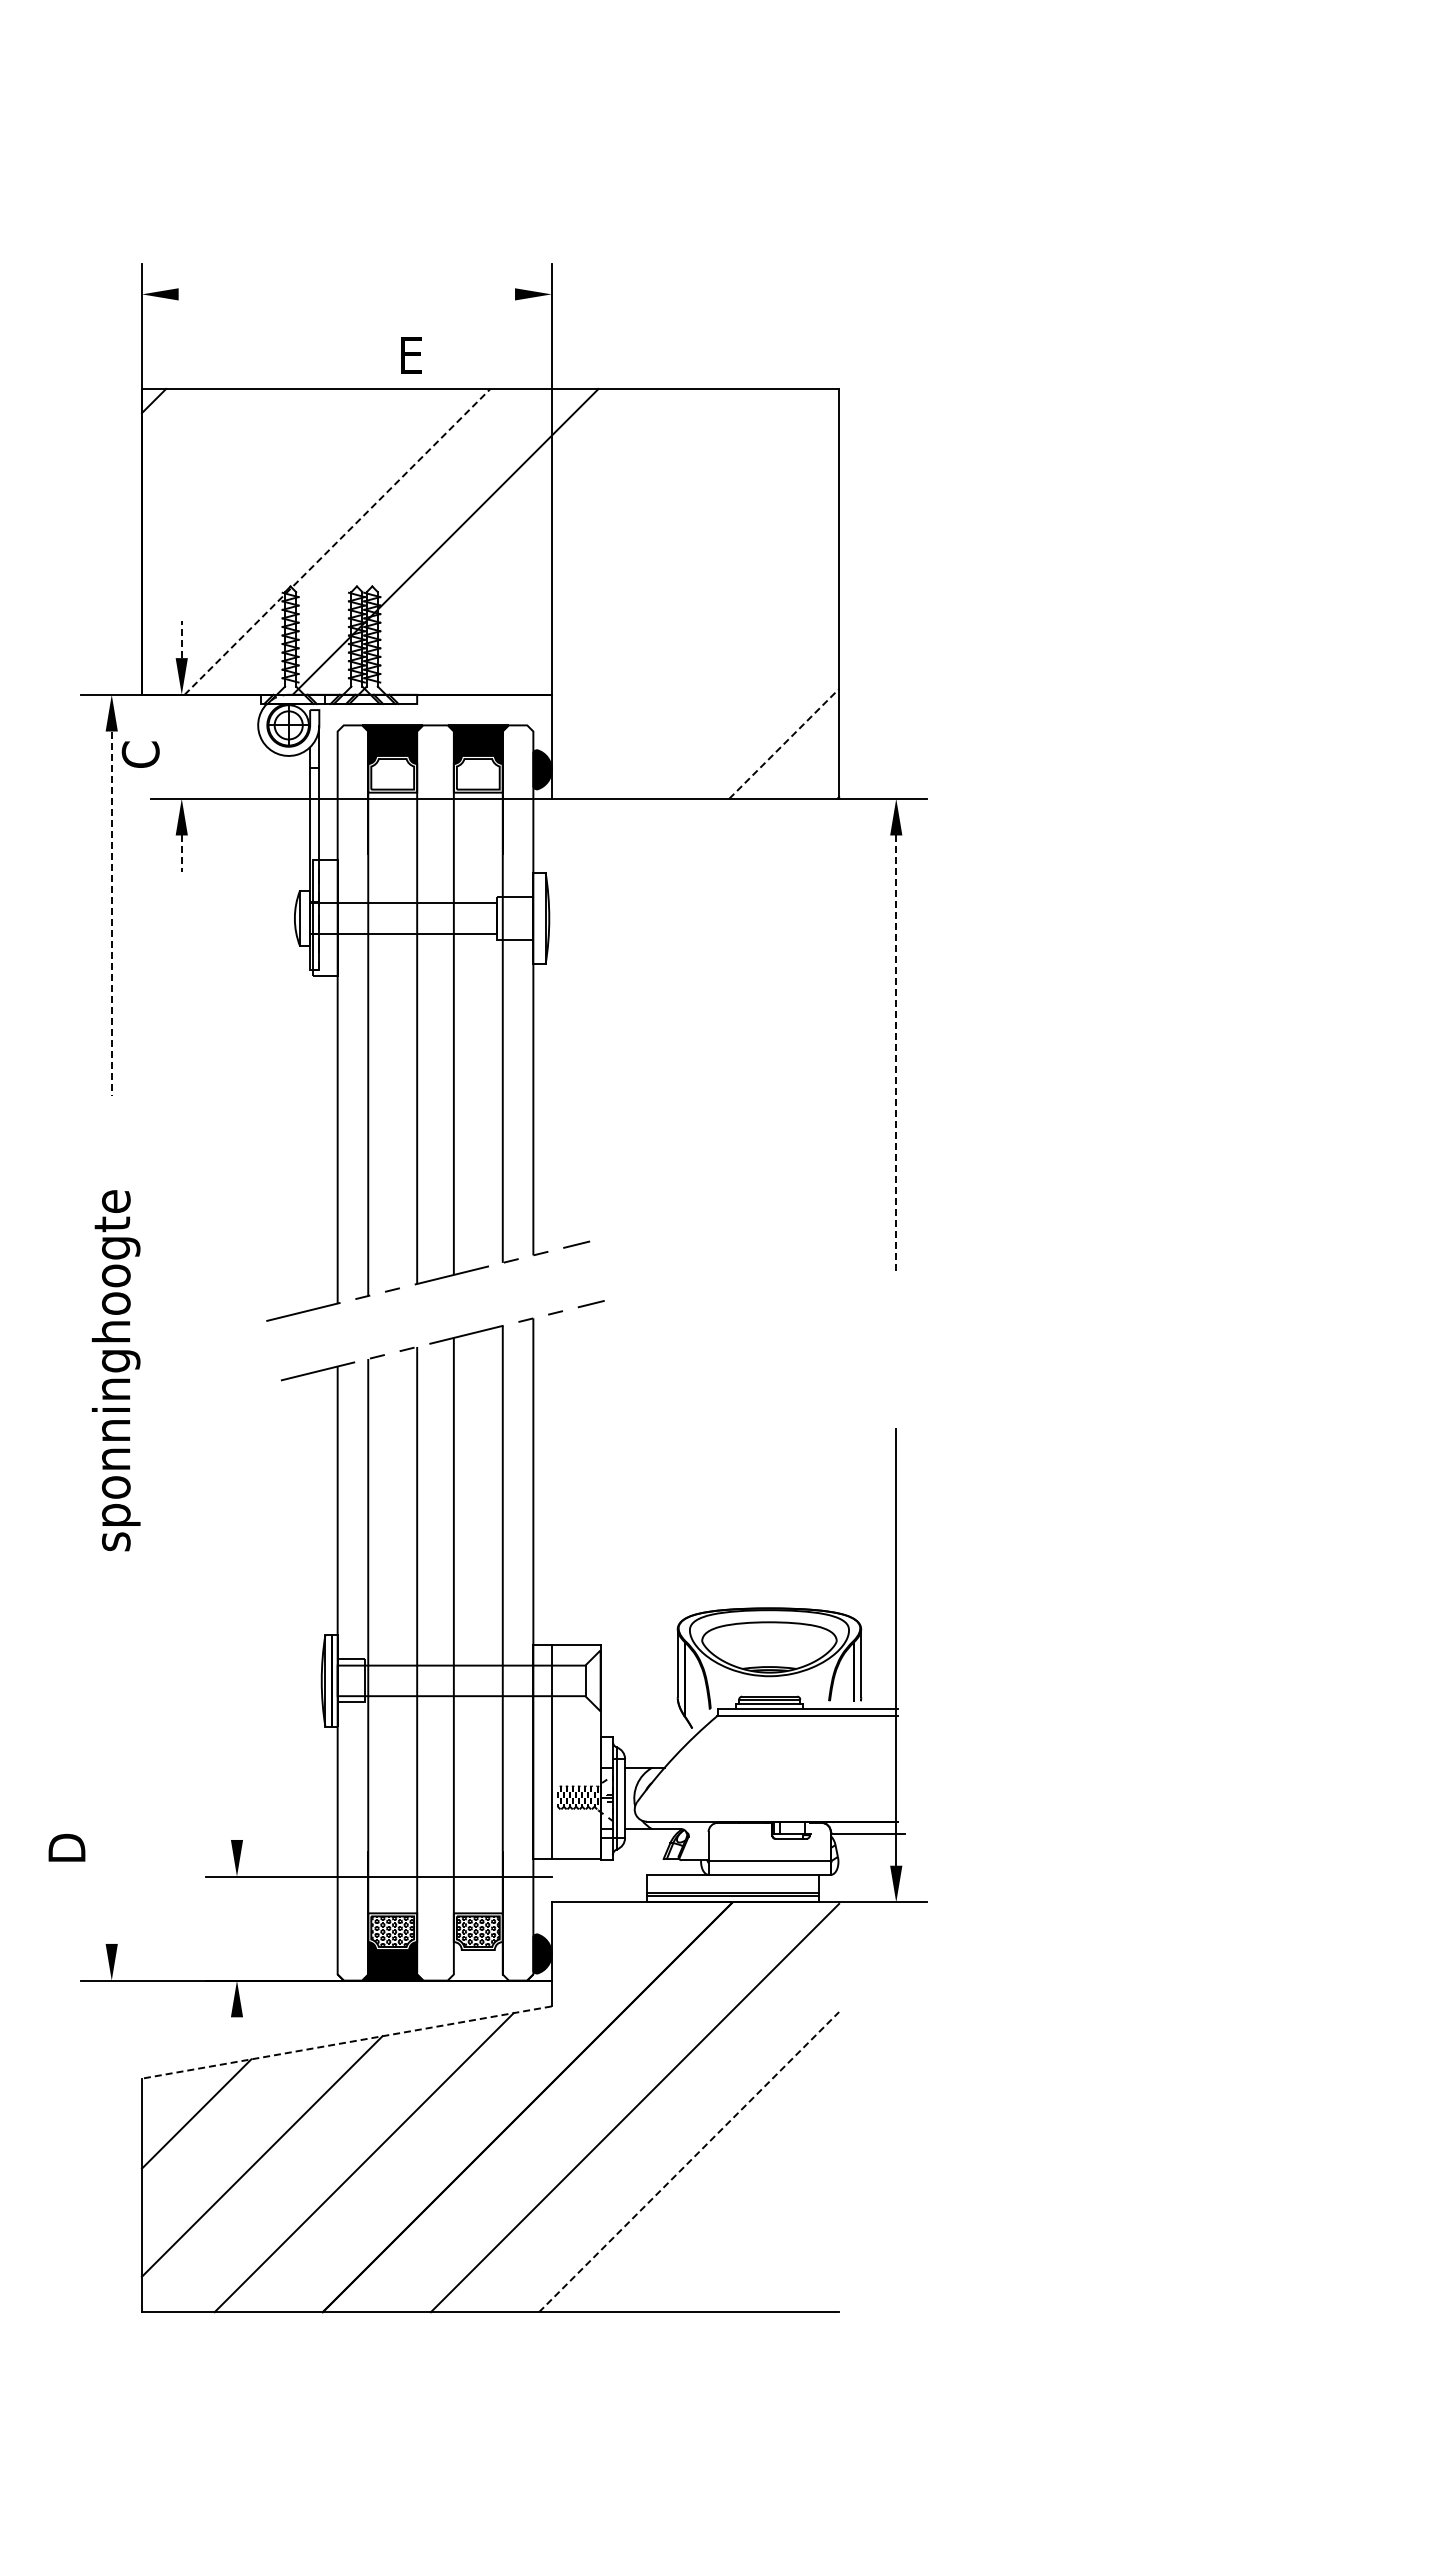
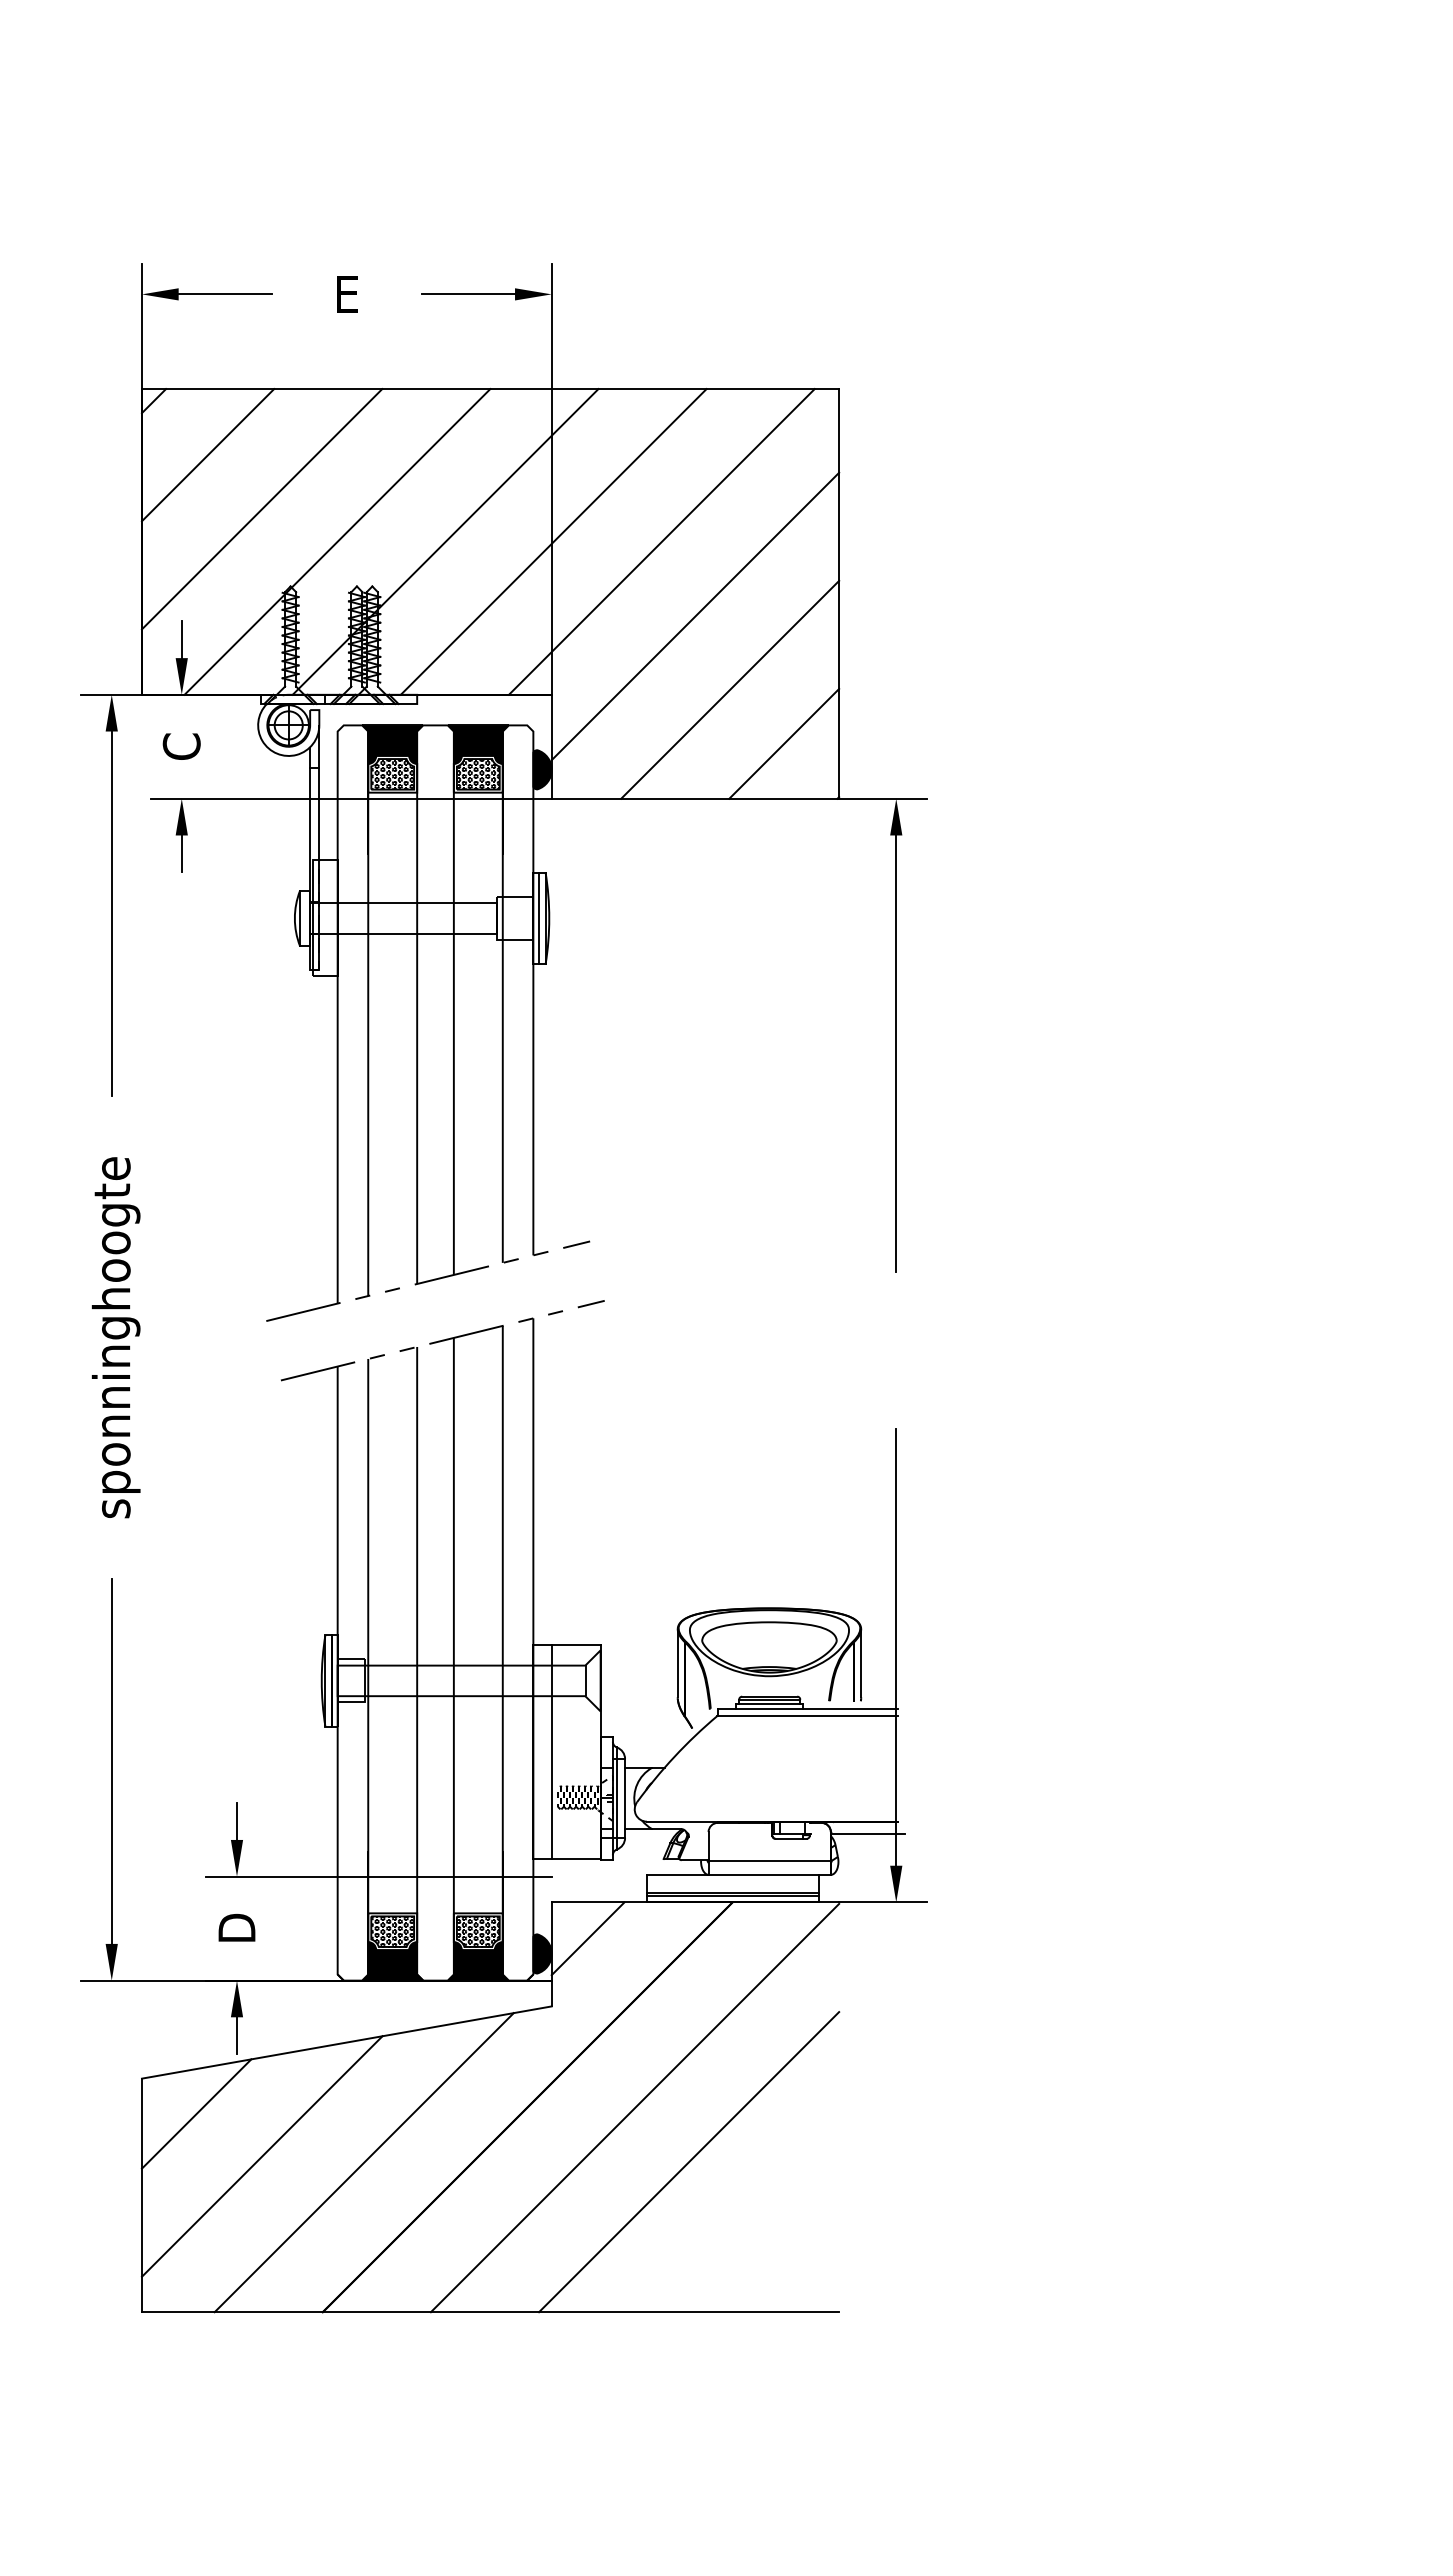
line: none -> present (224, 294)
line: none -> present (468, 294)
text position: (411, 355) -> (347, 294) (347, 294)
line: none -> present (207, 455)
line: none -> present (261, 509)
line: dashed -> solid (337, 541)
line: none -> present (553, 541)
line: none -> present (661, 541)
line: none -> present (695, 616)
line: dashed -> solid (181, 639)
line: none -> present (730, 689)
line: dashed -> solid (784, 743)
text position: (140, 754) -> (181, 746) (181, 746)
hatch: none -> present (392, 774)
hatch: none -> present (477, 774)
line: dashed -> solid (181, 854)
line: dashed -> solid (111, 914)
line: none -> present (539, 918)
line: dashed -> solid (896, 1054)
text position: (115, 1370) -> (115, 1337) (115, 1337)
line: none -> present (111, 1761)
line: none -> present (237, 1821)
text position: (66, 1847) -> (236, 1927) (236, 1927)
line: none -> present (587, 1938)
fill: none -> present (477, 1961)
line: none -> present (237, 2035)
line: dashed -> solid (346, 2042)
line: dashed -> solid (689, 2161)
